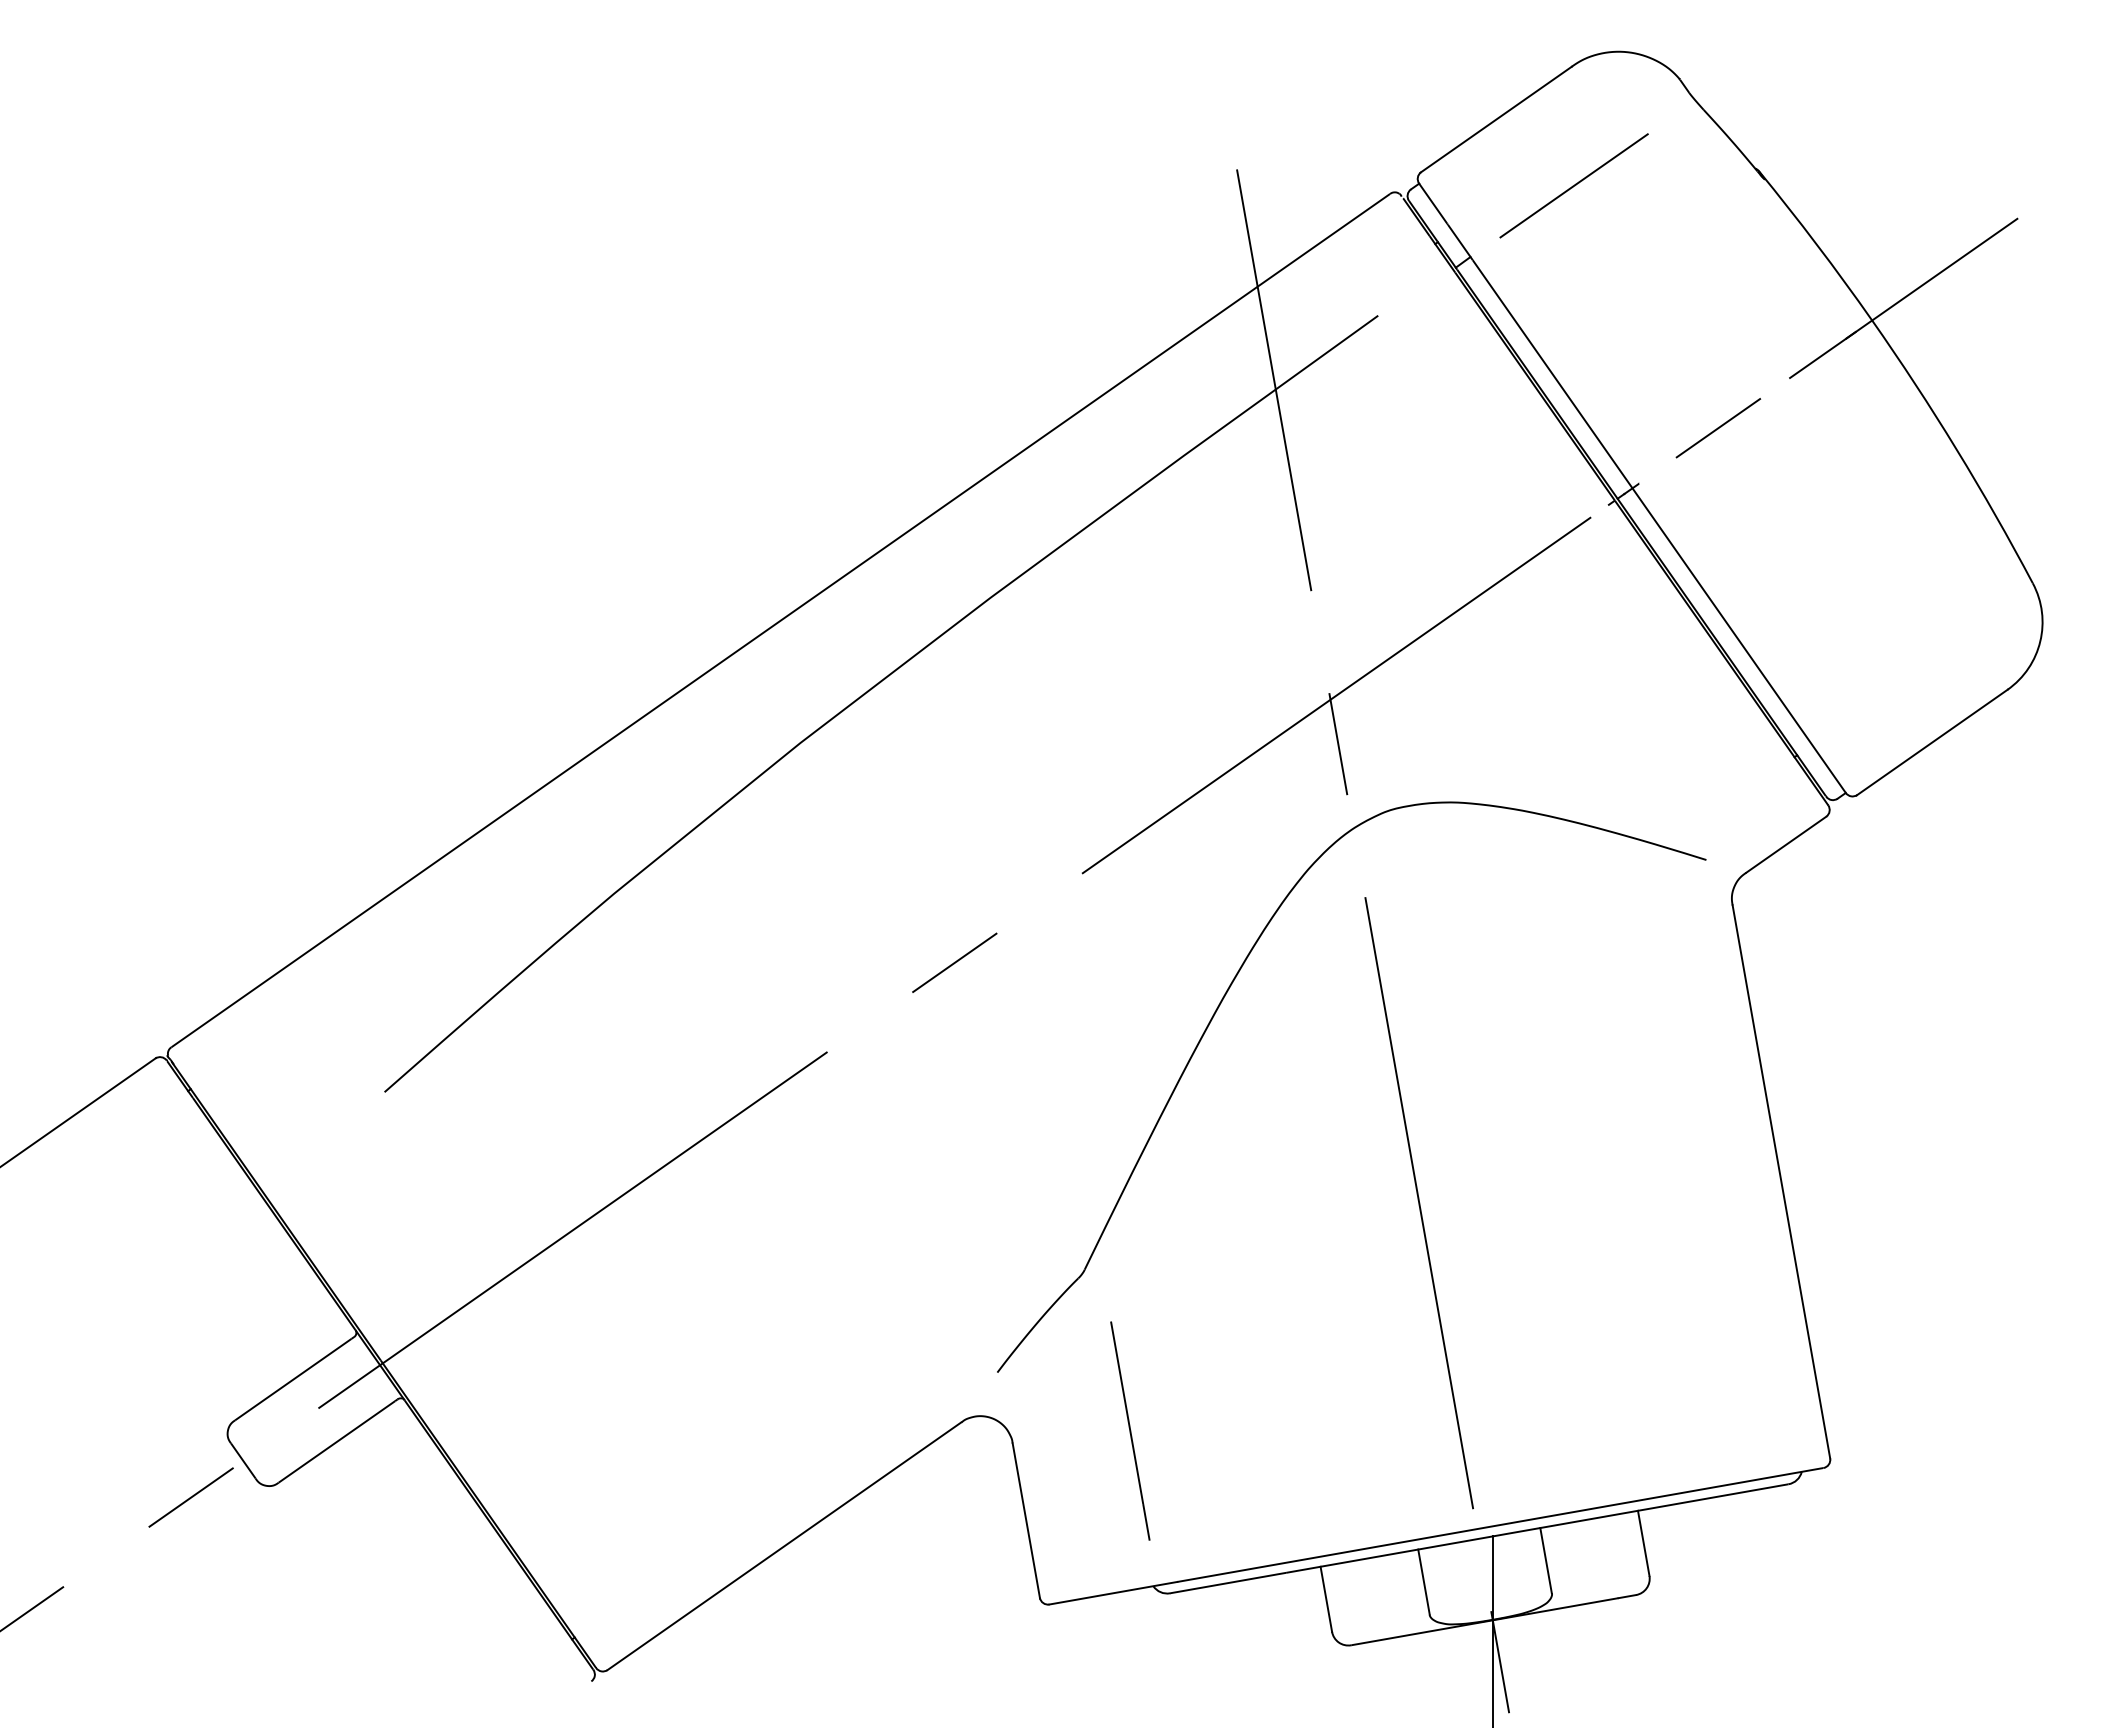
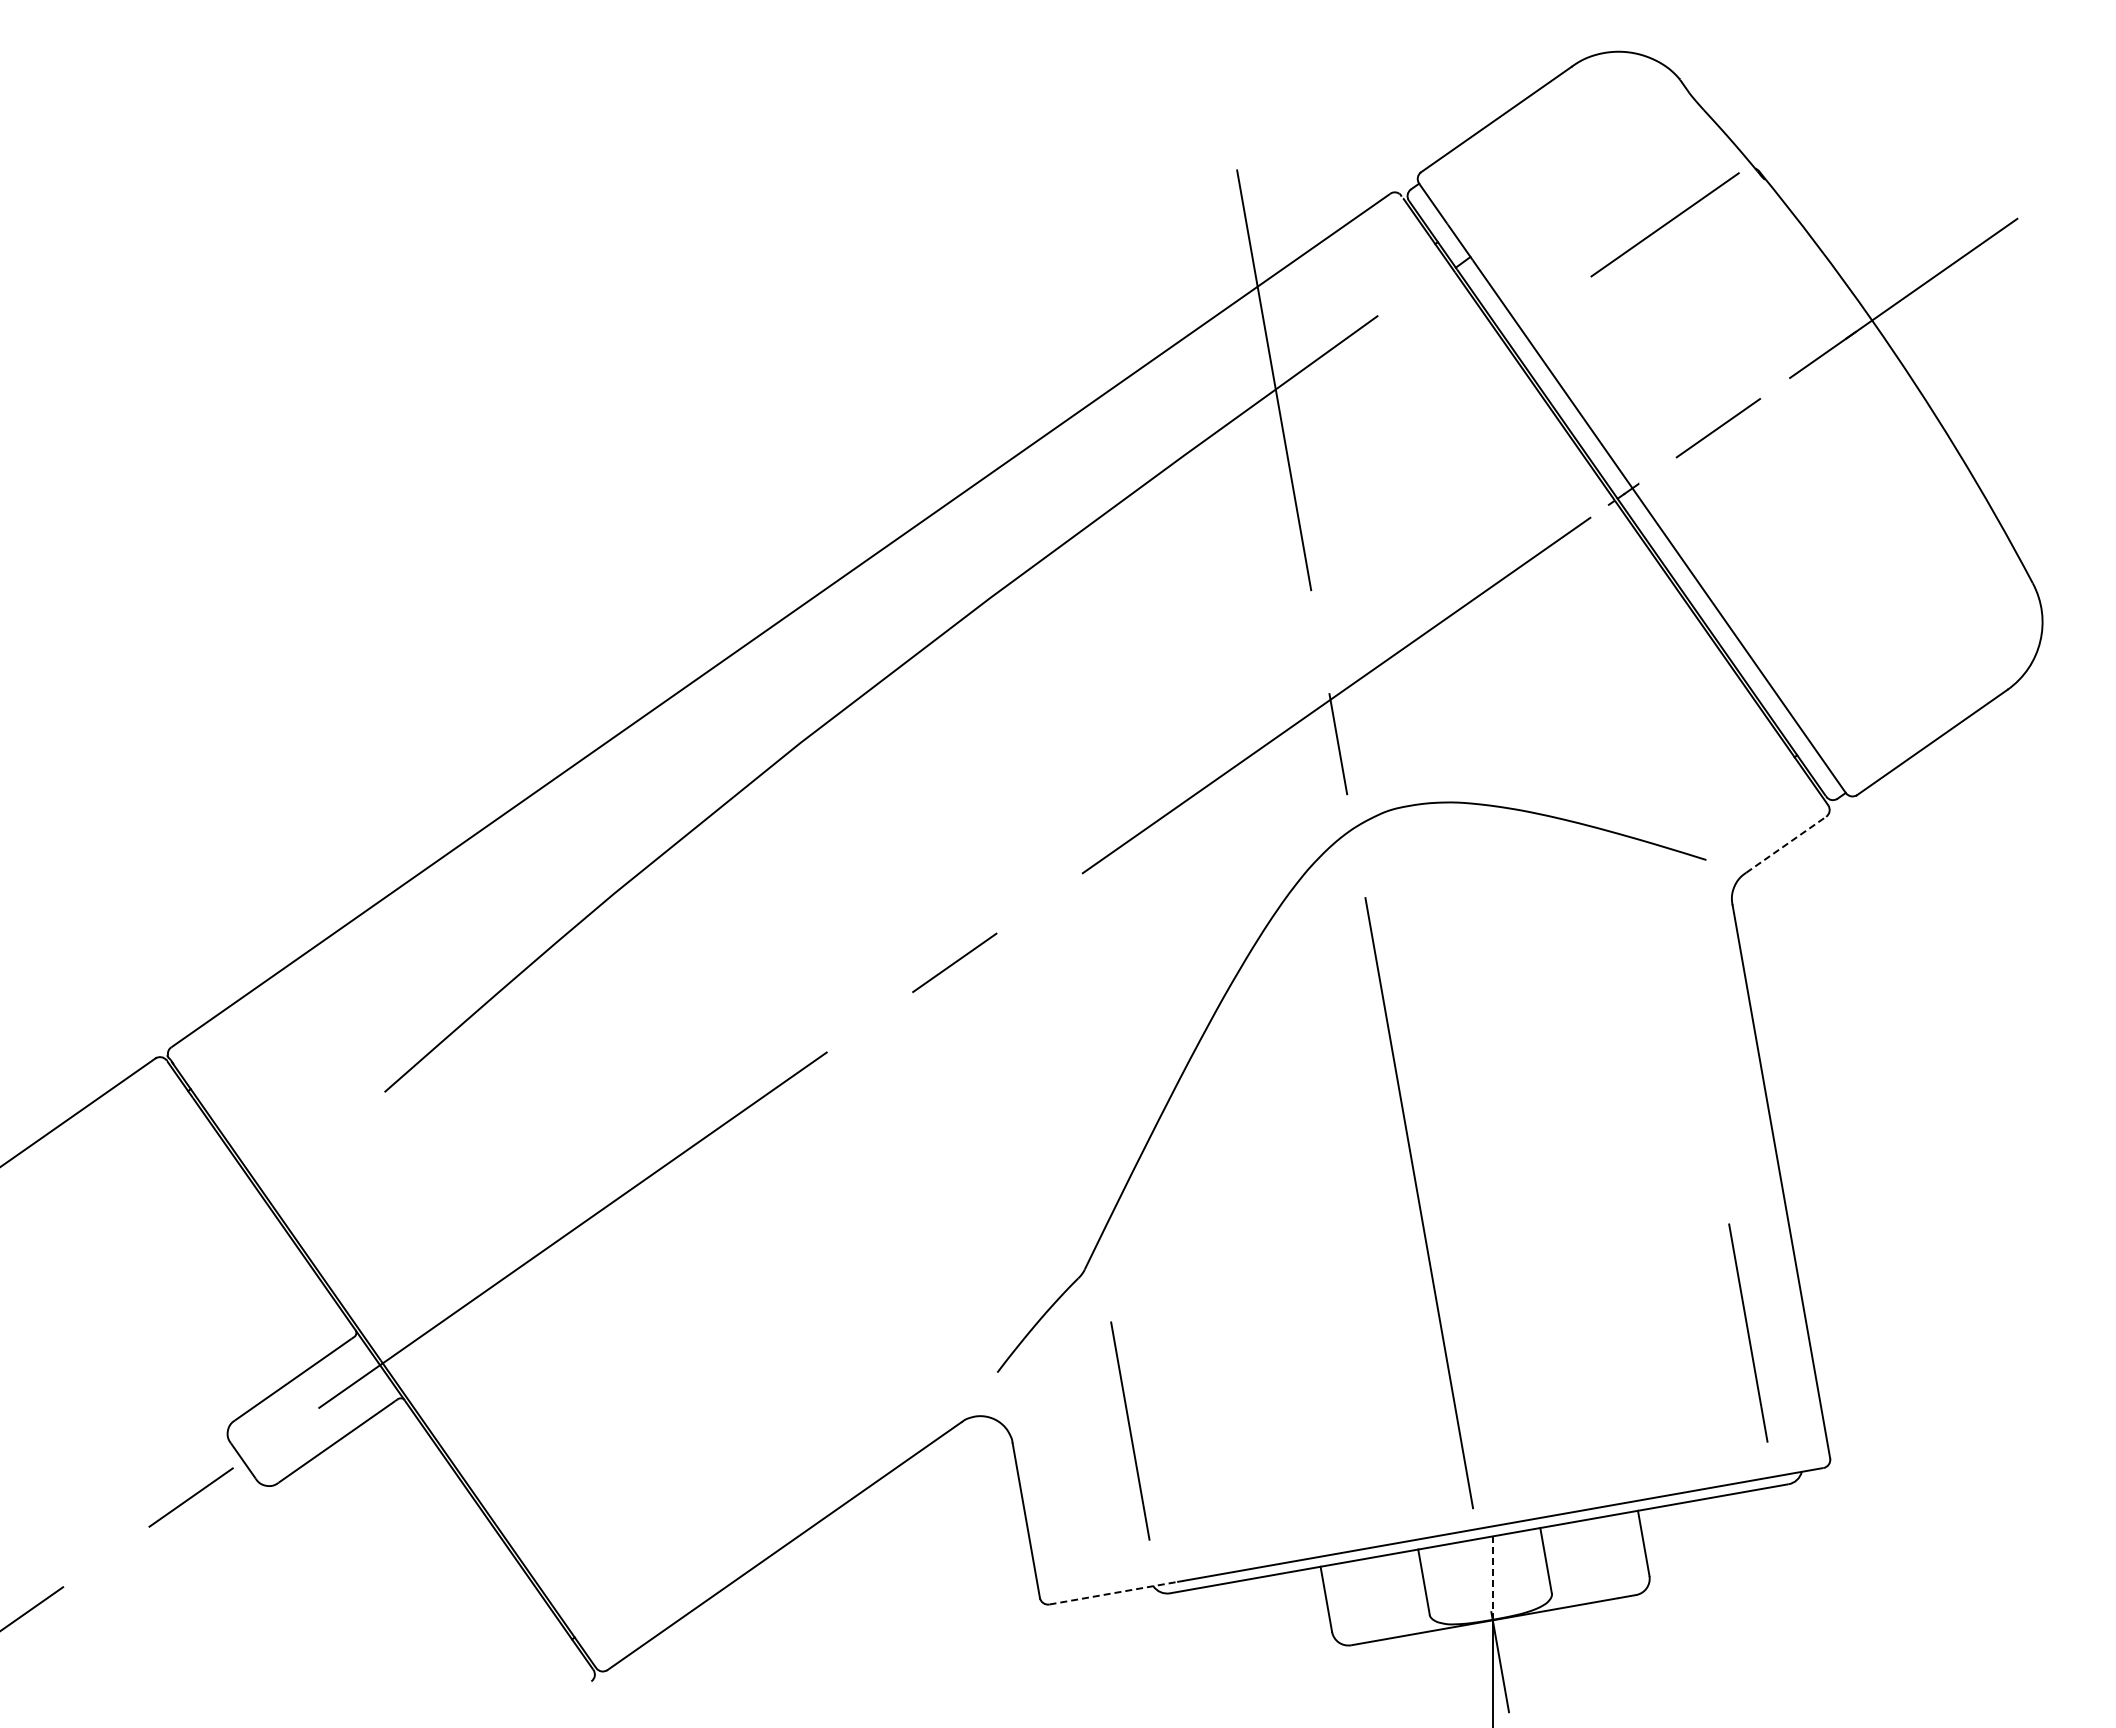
line position: (1573, 185) -> (1664, 224) (1664, 224)
line: solid -> dashed (1786, 844)
line: none -> present (1748, 1332)
line: solid -> dashed (1492, 1578)
line: solid -> dashed (1113, 1593)
